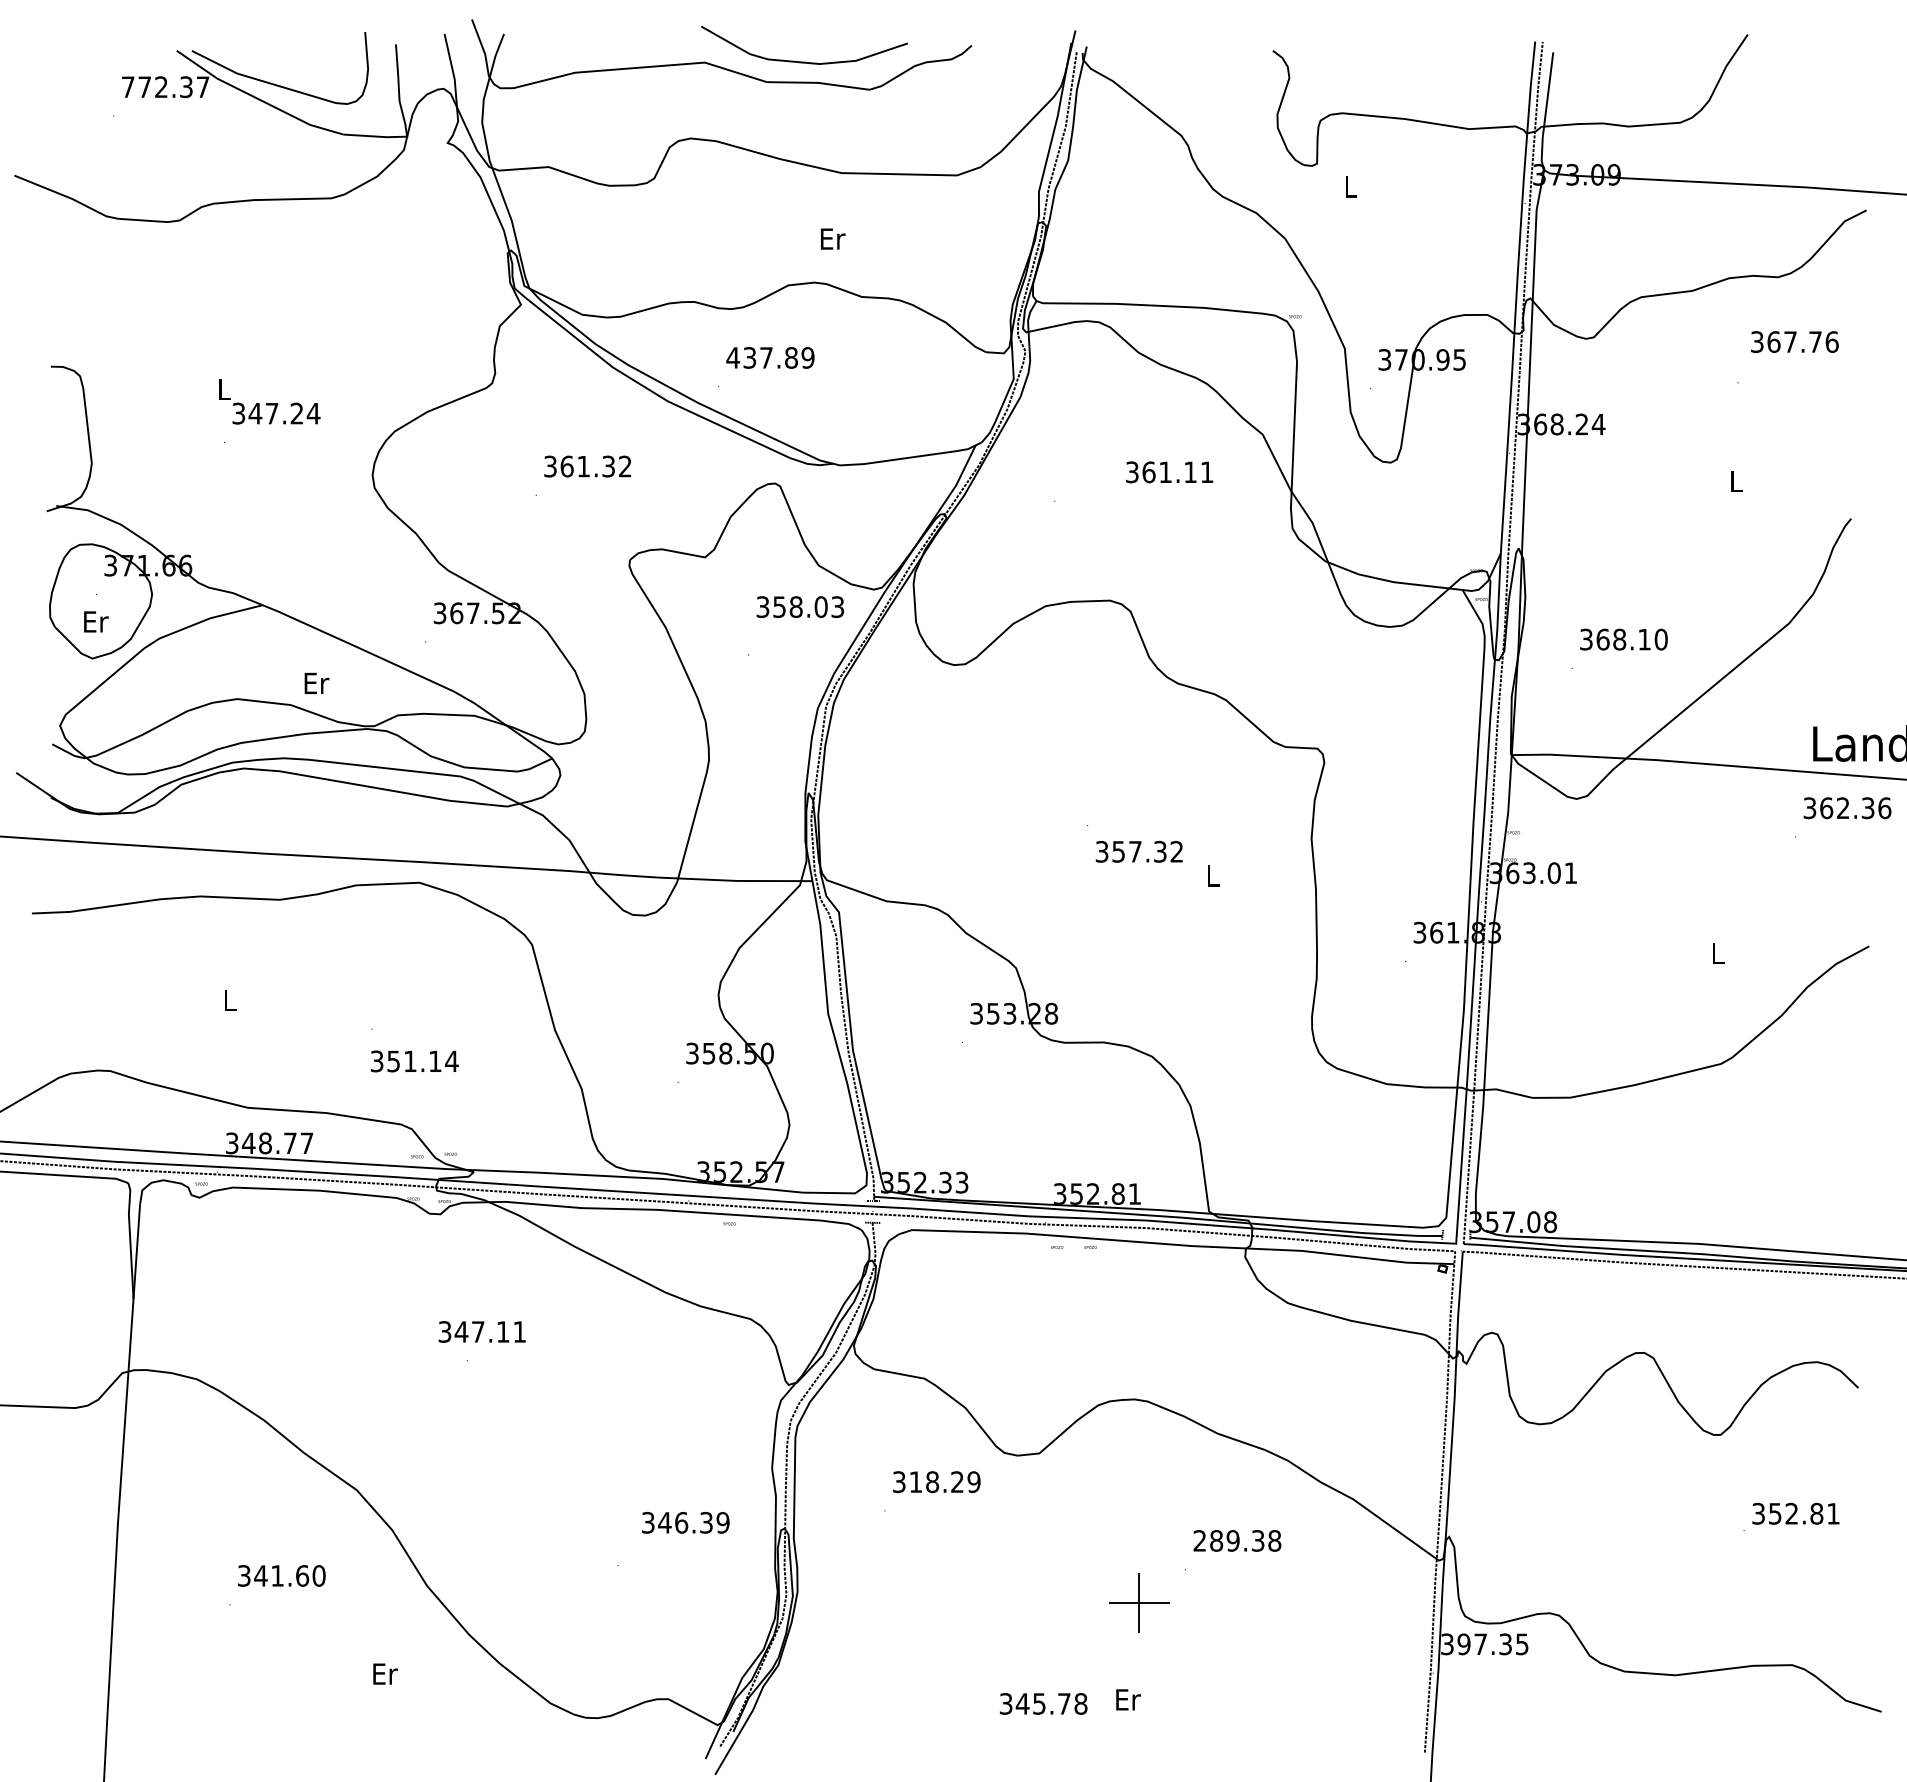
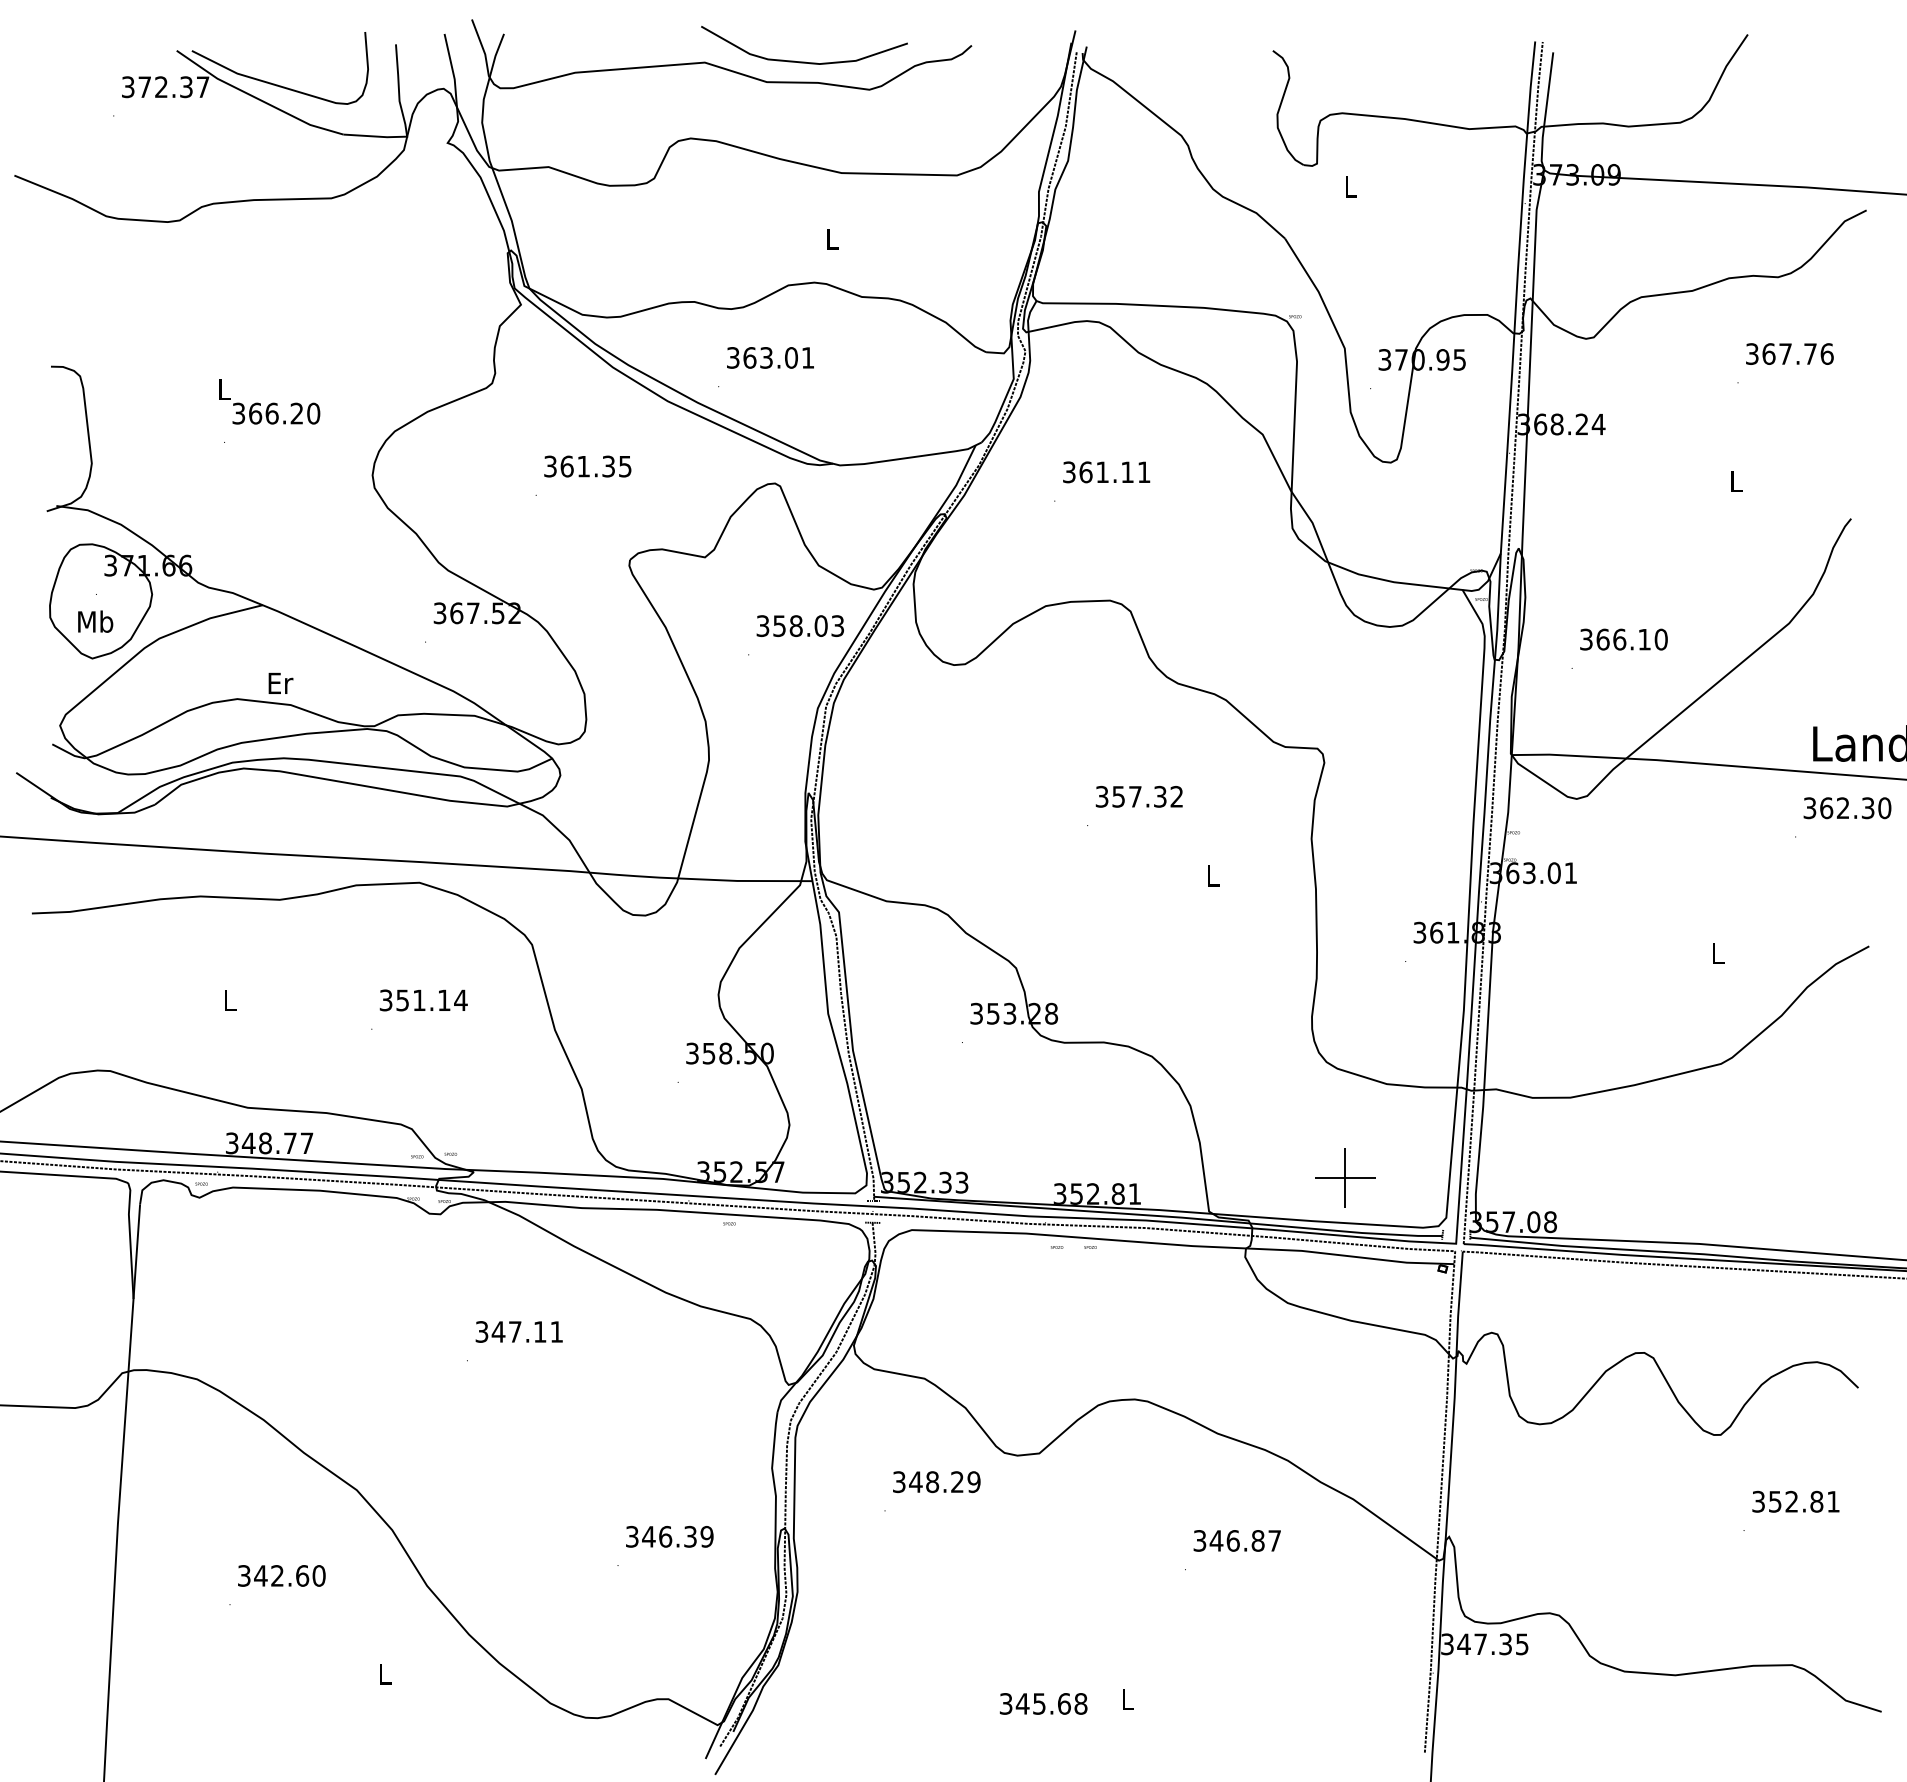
text: 772.37 -> 372.37 (128, 87)
text: Er -> L (833, 238)
text position: (1794, 341) -> (1789, 353) (1789, 353)
text: 437.89 -> 363.01 (770, 357)
text: 347.24 -> 366.20 (284, 413)
text: 361.32 -> 361.35 (625, 466)
text position: (1169, 472) -> (1106, 472) (1106, 472)
text position: (799, 606) -> (799, 625) (799, 625)
text: Er -> Mb (95, 621)
text: 368.10 -> 366.10 (1619, 639)
text position: (316, 682) -> (280, 682) (280, 682)
text: 362.36 -> 362.30 (1884, 807)
text position: (1138, 851) -> (1138, 796) (1138, 796)
text position: (414, 1061) -> (423, 1000) (423, 1000)
text position: (481, 1331) -> (518, 1331) (518, 1331)
text: 318.29 -> 348.29 (915, 1481)
text position: (1795, 1513) -> (1795, 1501) (1795, 1501)
text position: (685, 1522) -> (669, 1536) (669, 1536)
text: 289.38 -> 346.87 (1237, 1540)
text: 341.60 -> 342.60 (277, 1575)
part position: (1139, 1602) -> (1345, 1177) (1345, 1177)
text: 397.35 -> 347.35 (1463, 1644)
text: Er -> L (385, 1673)
text: Er -> L (1128, 1699)
text: 345.78 -> 345.68 (1064, 1703)
